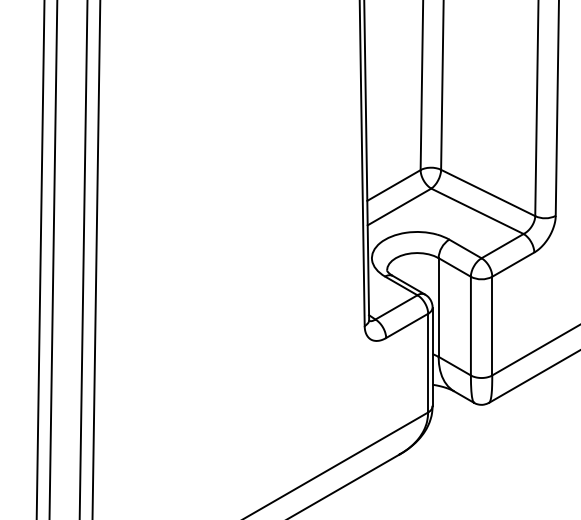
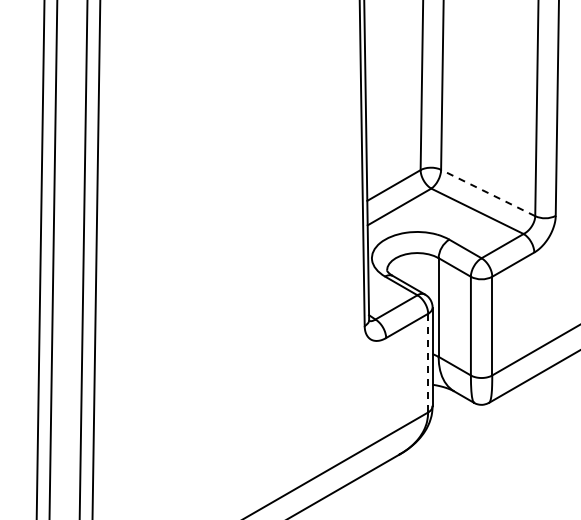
line: solid -> dashed (487, 192)
line: solid -> dashed (428, 363)
